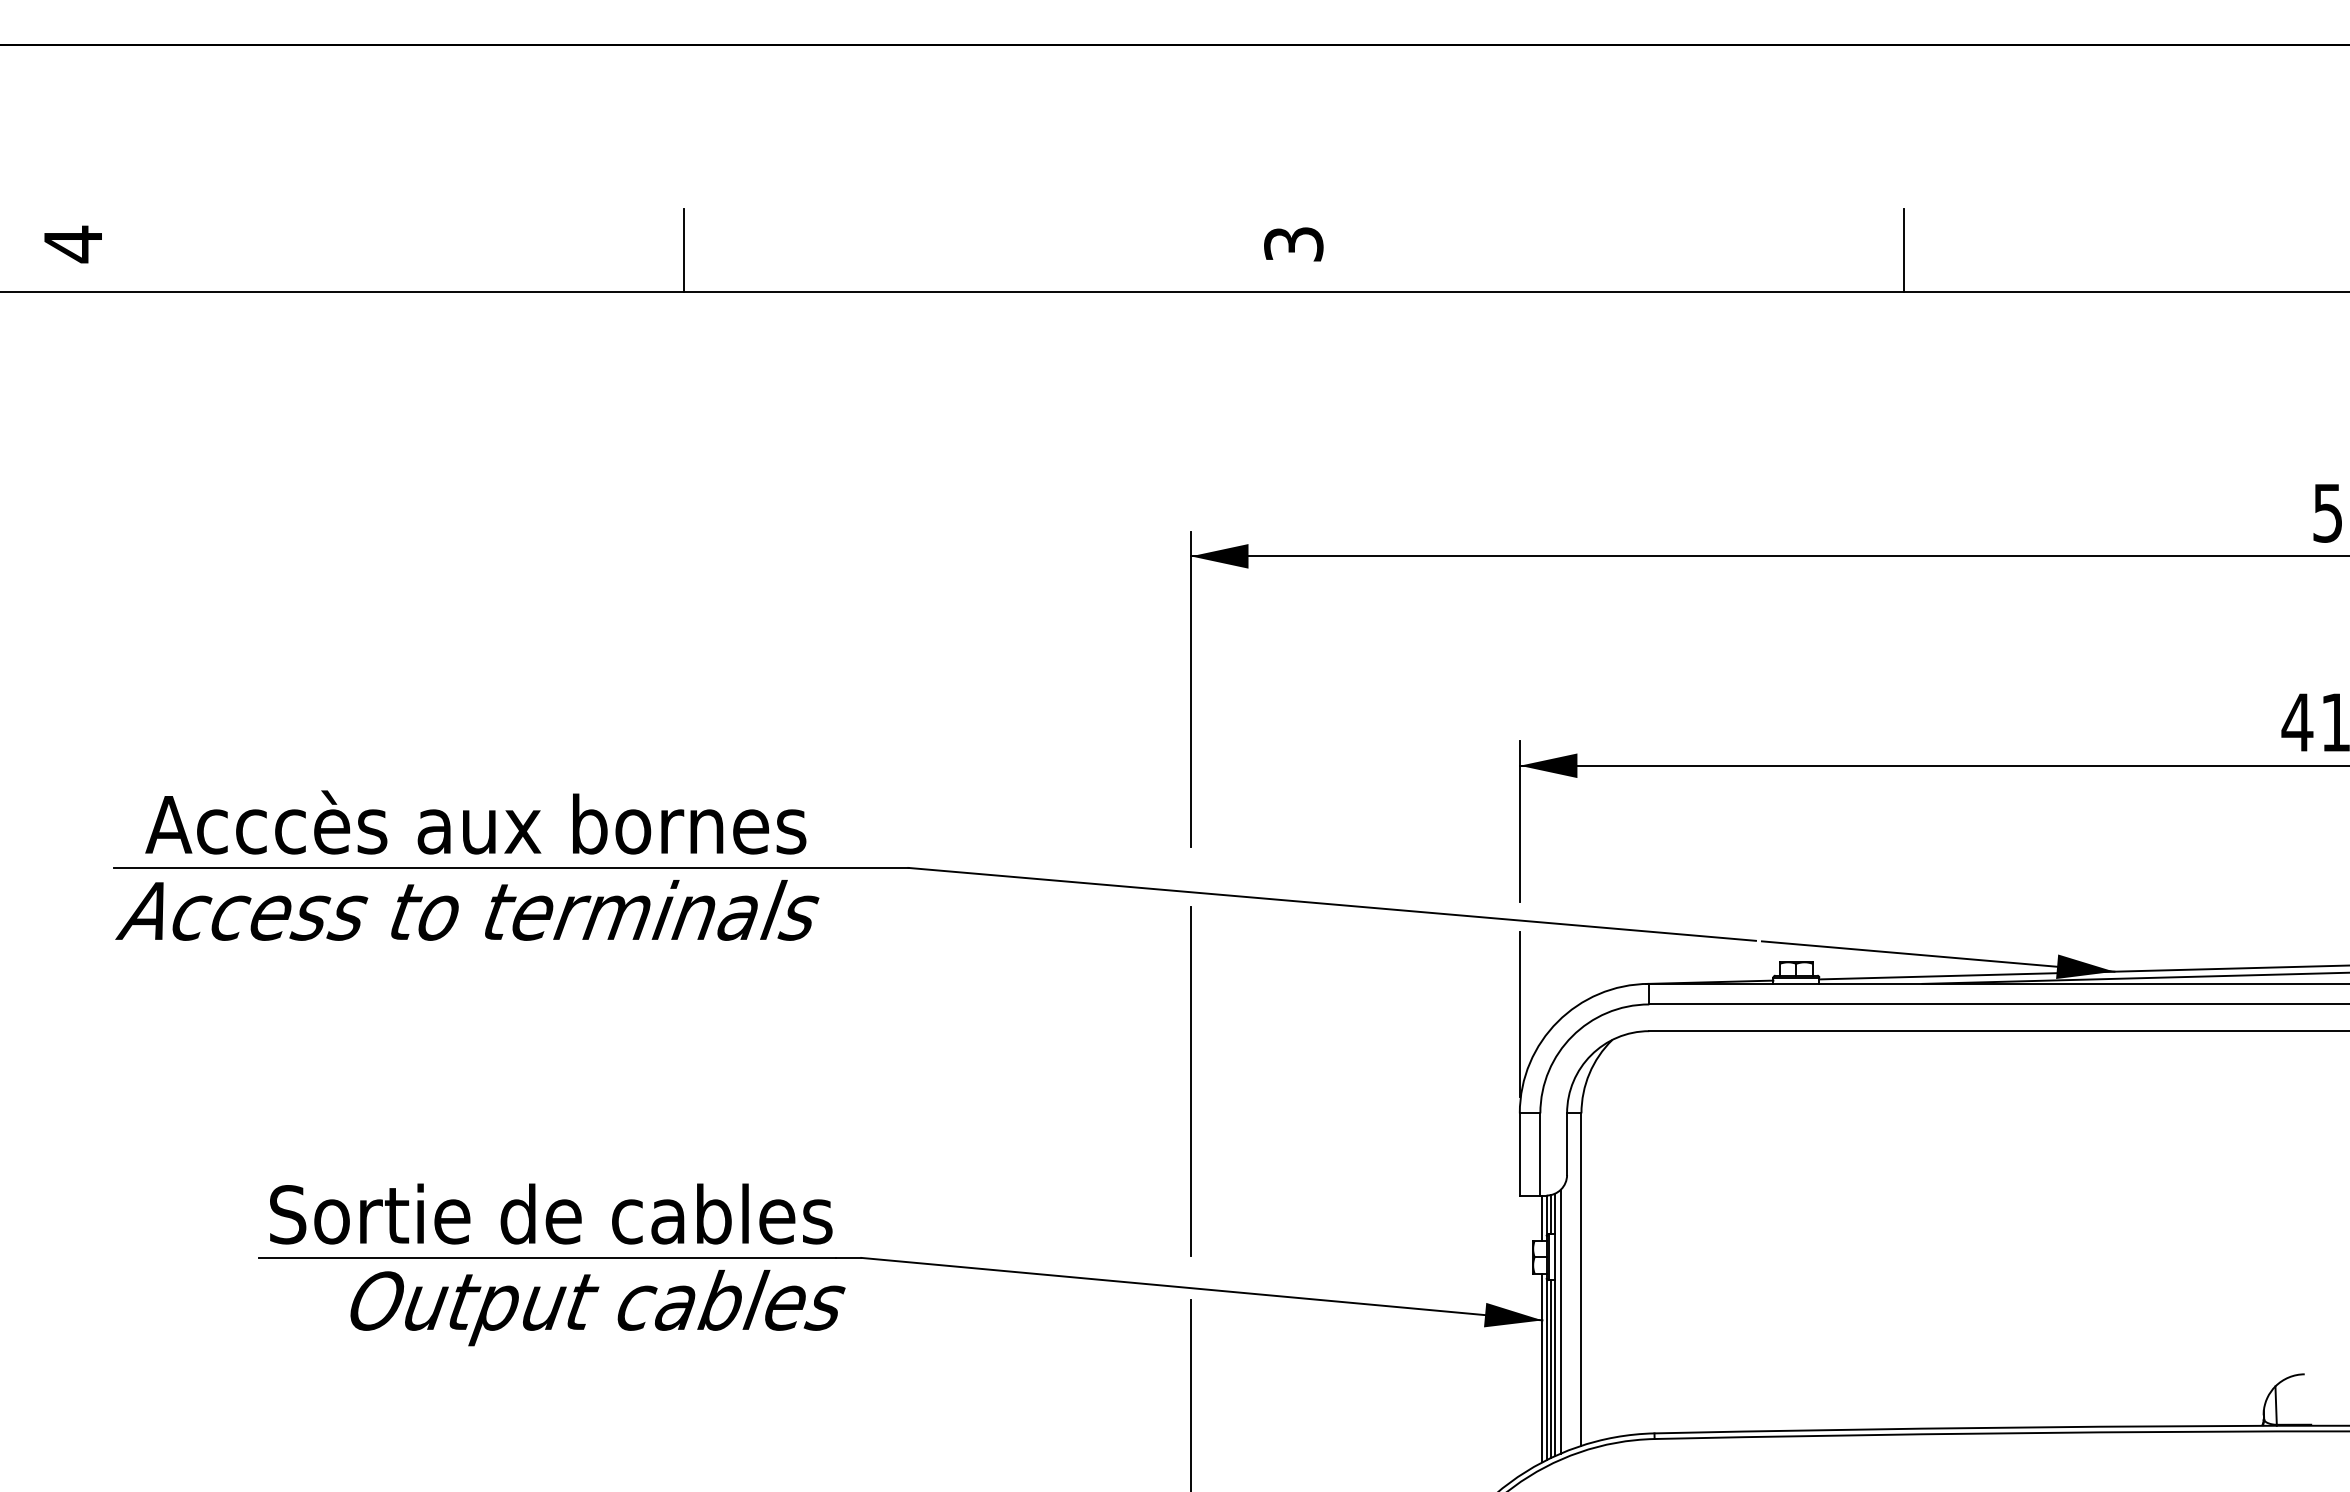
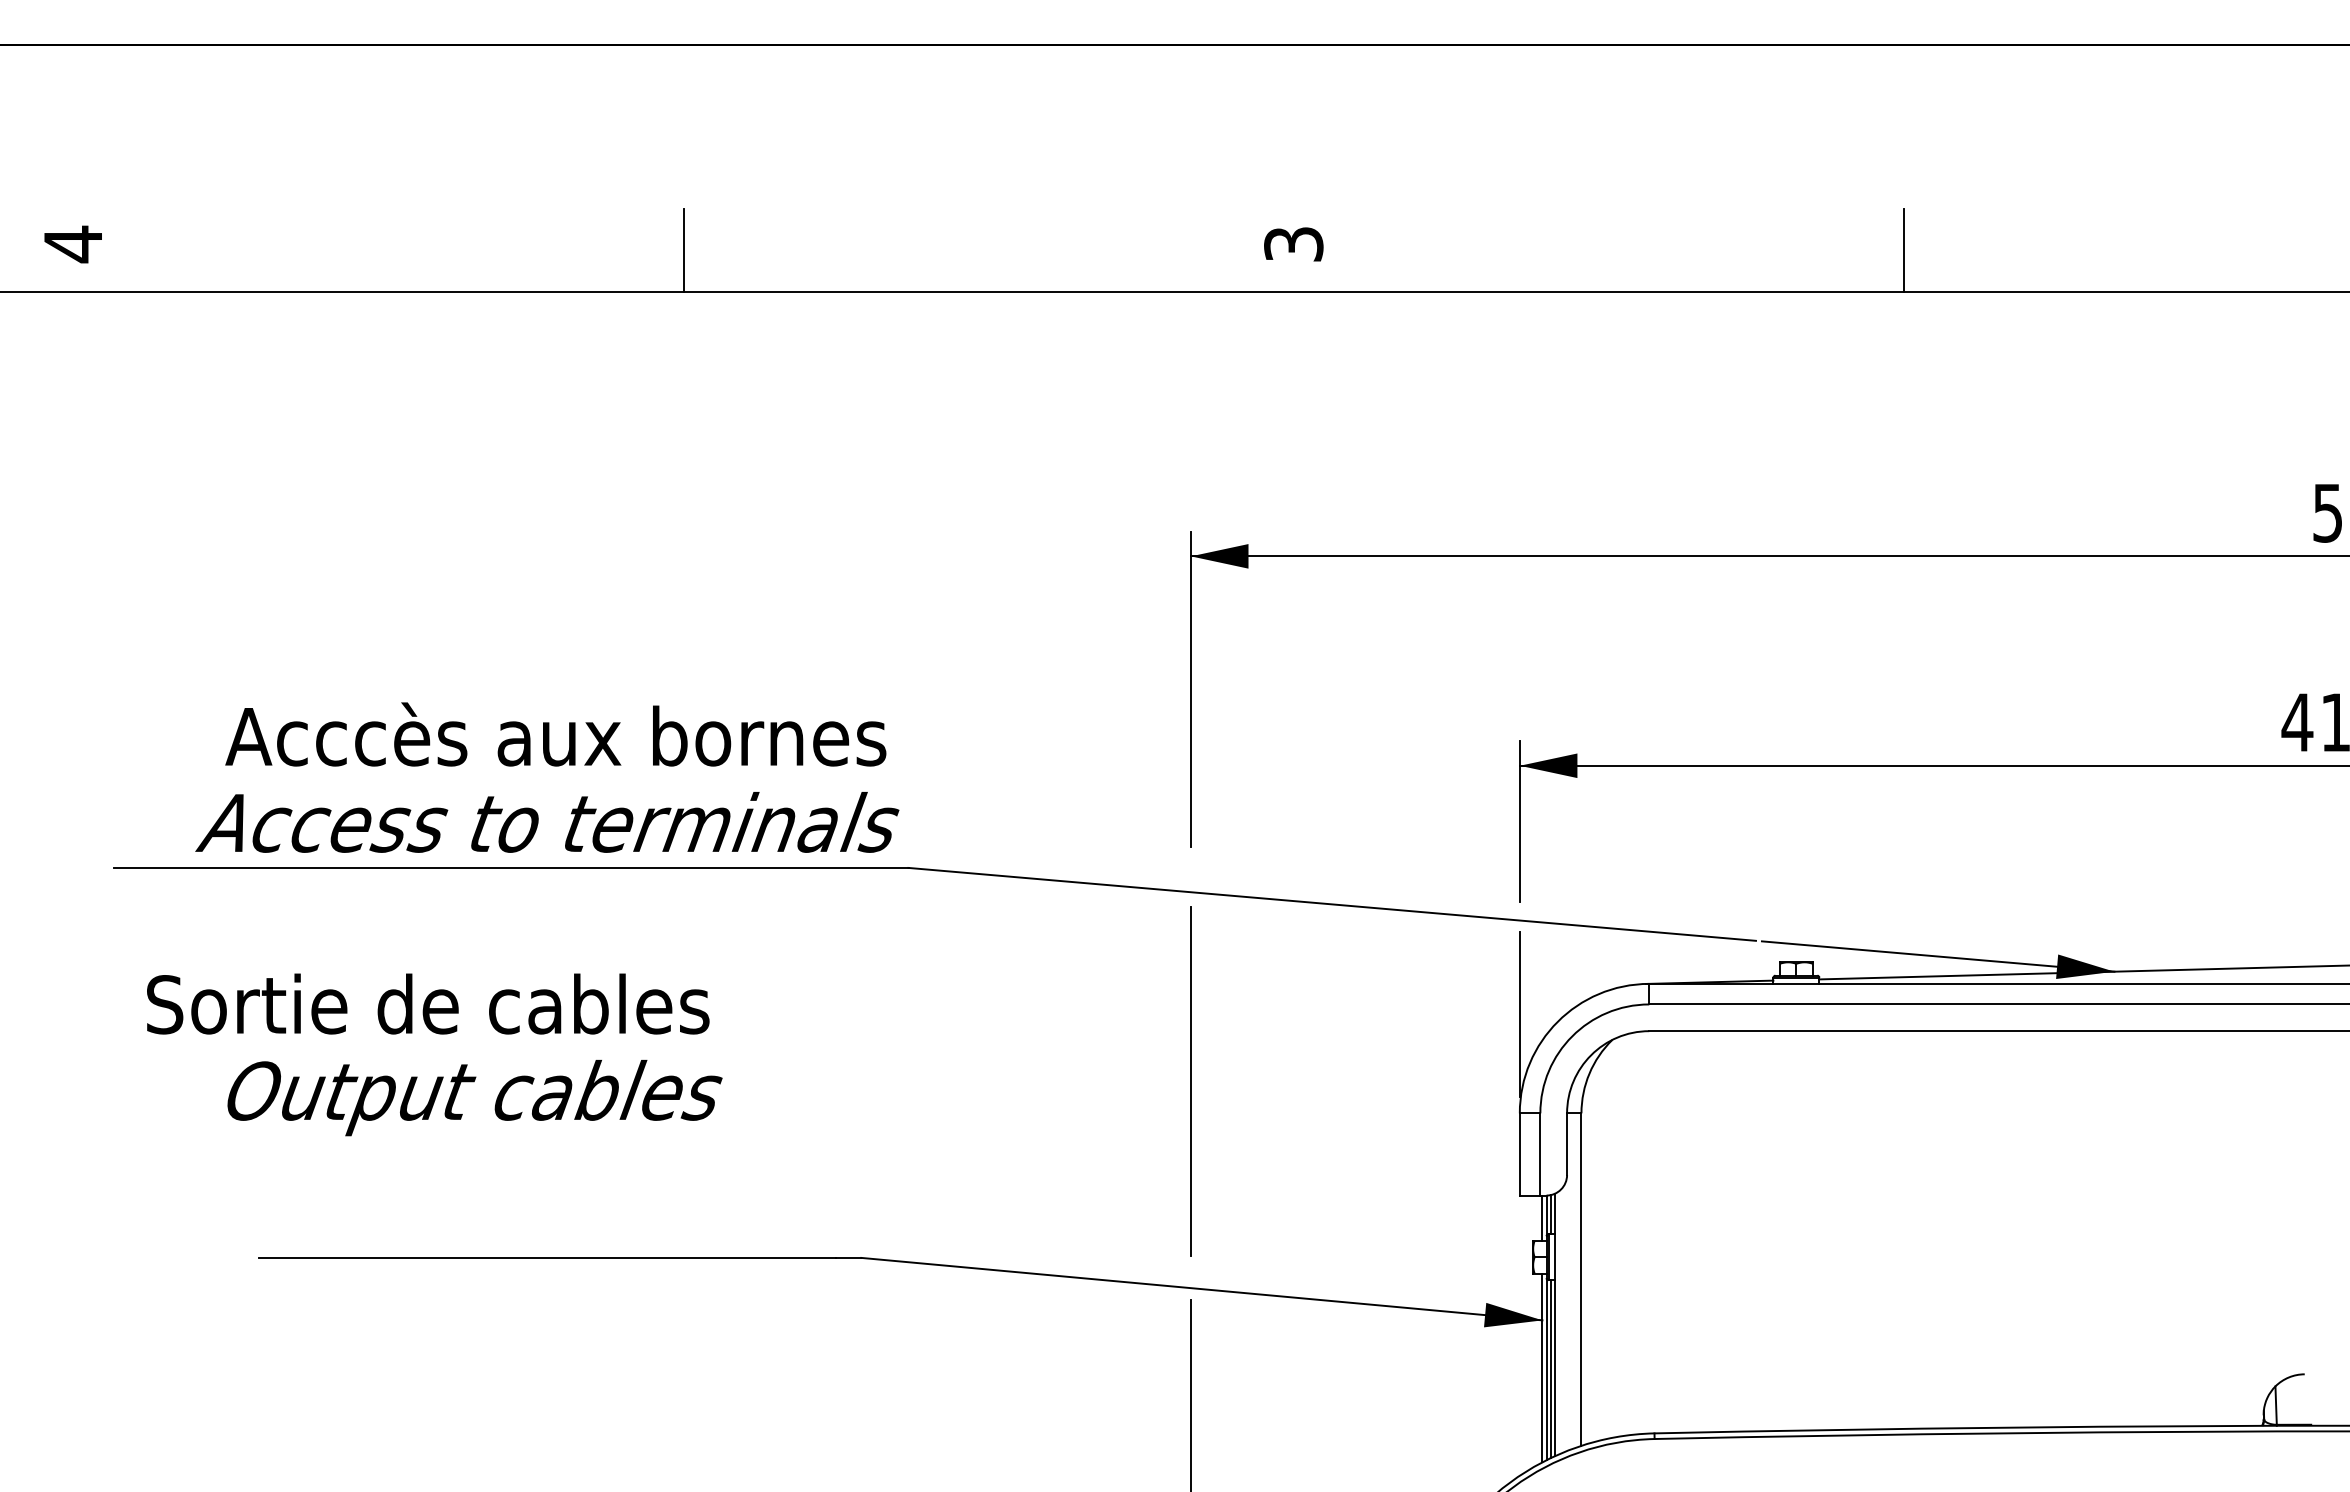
text position: (467, 865) -> (547, 777) (547, 777)
line: present -> none (2134, 977)
text position: (557, 1264) -> (434, 1054) (434, 1054)
line: present -> none (1560, 1321)
